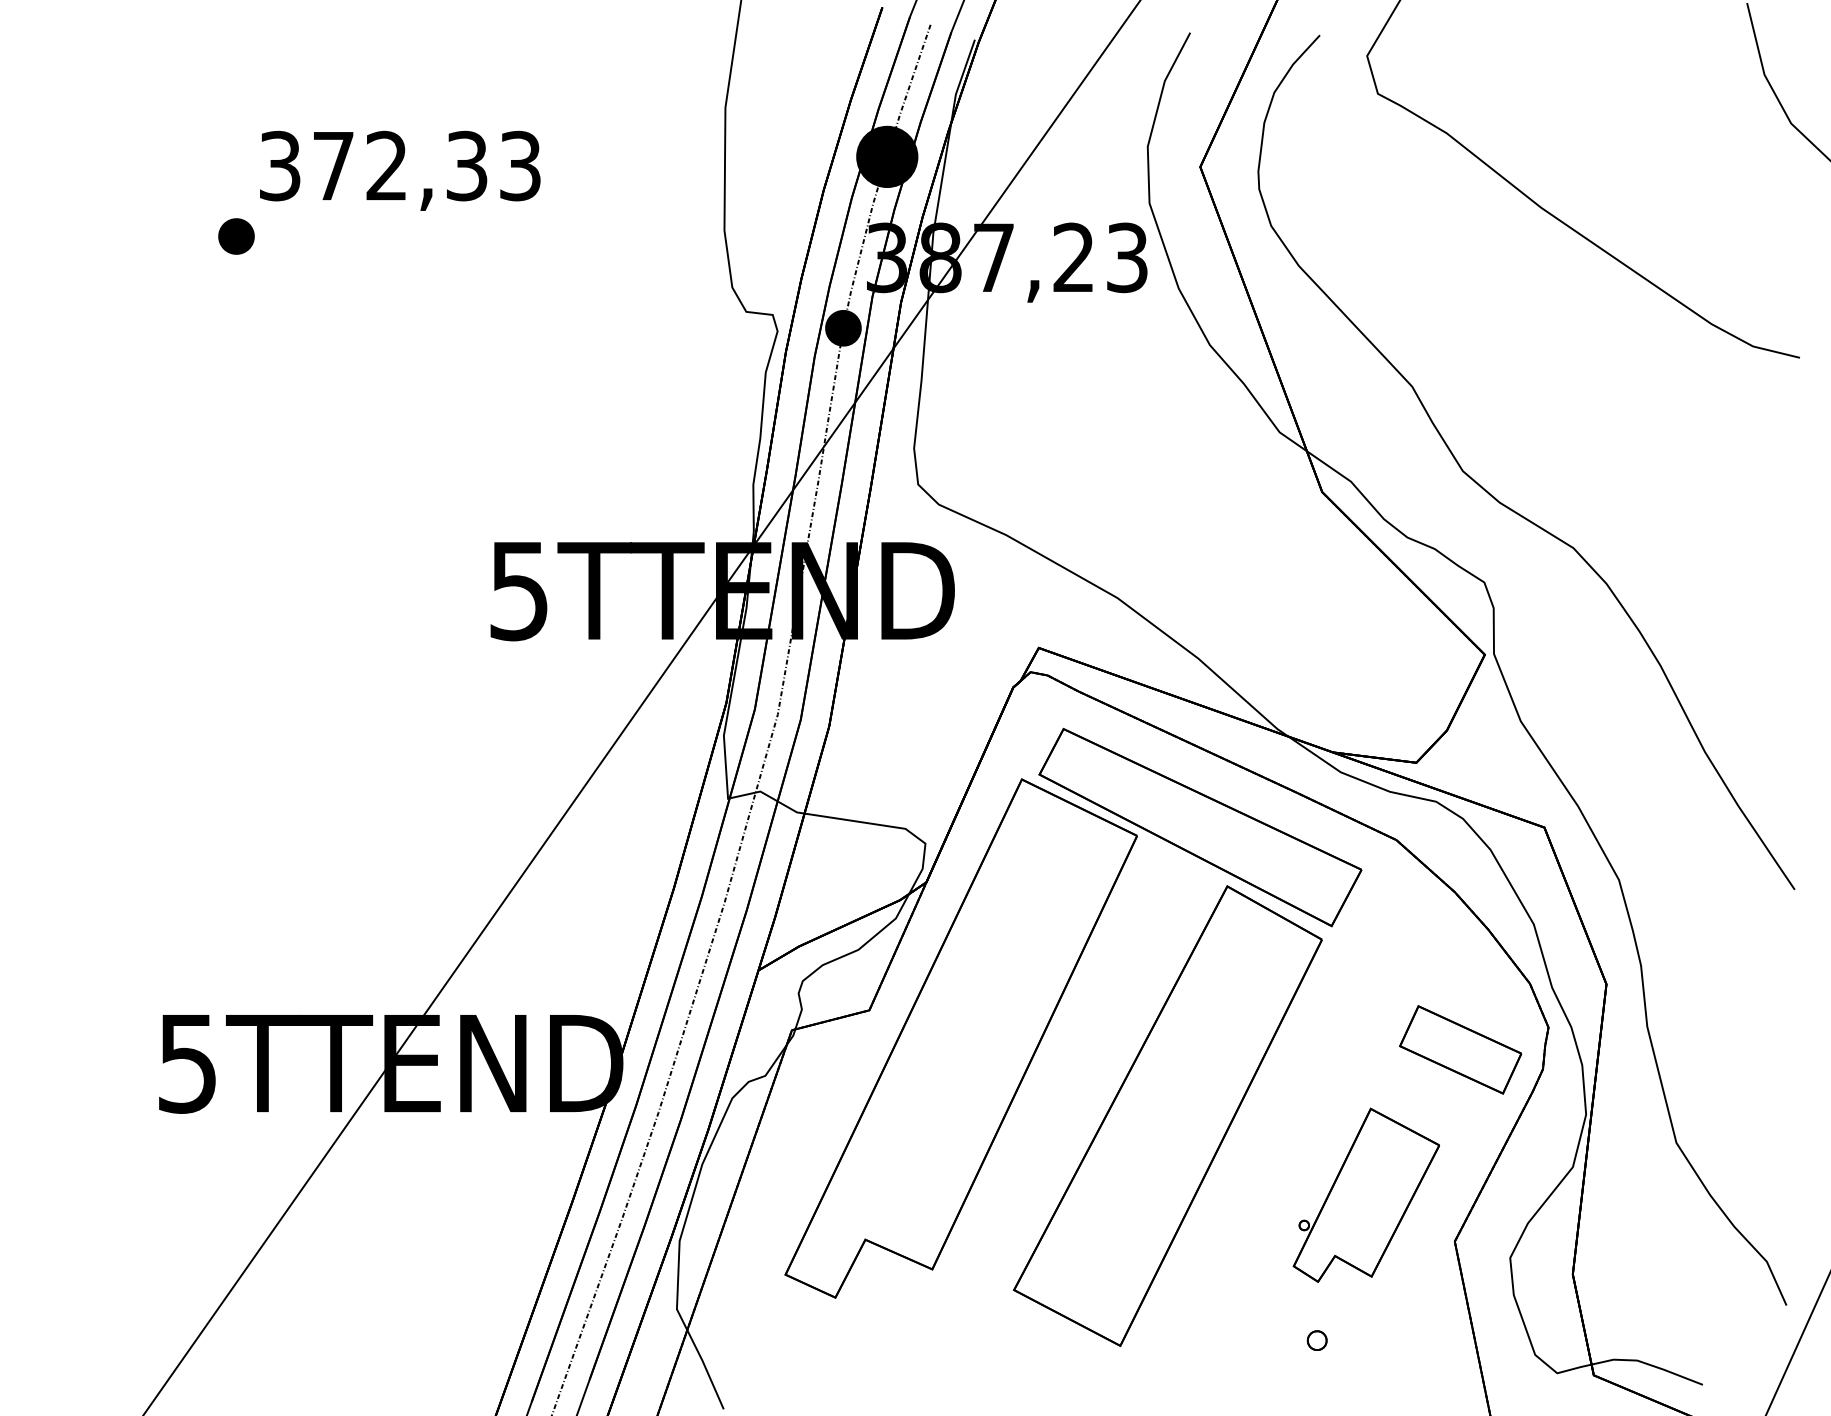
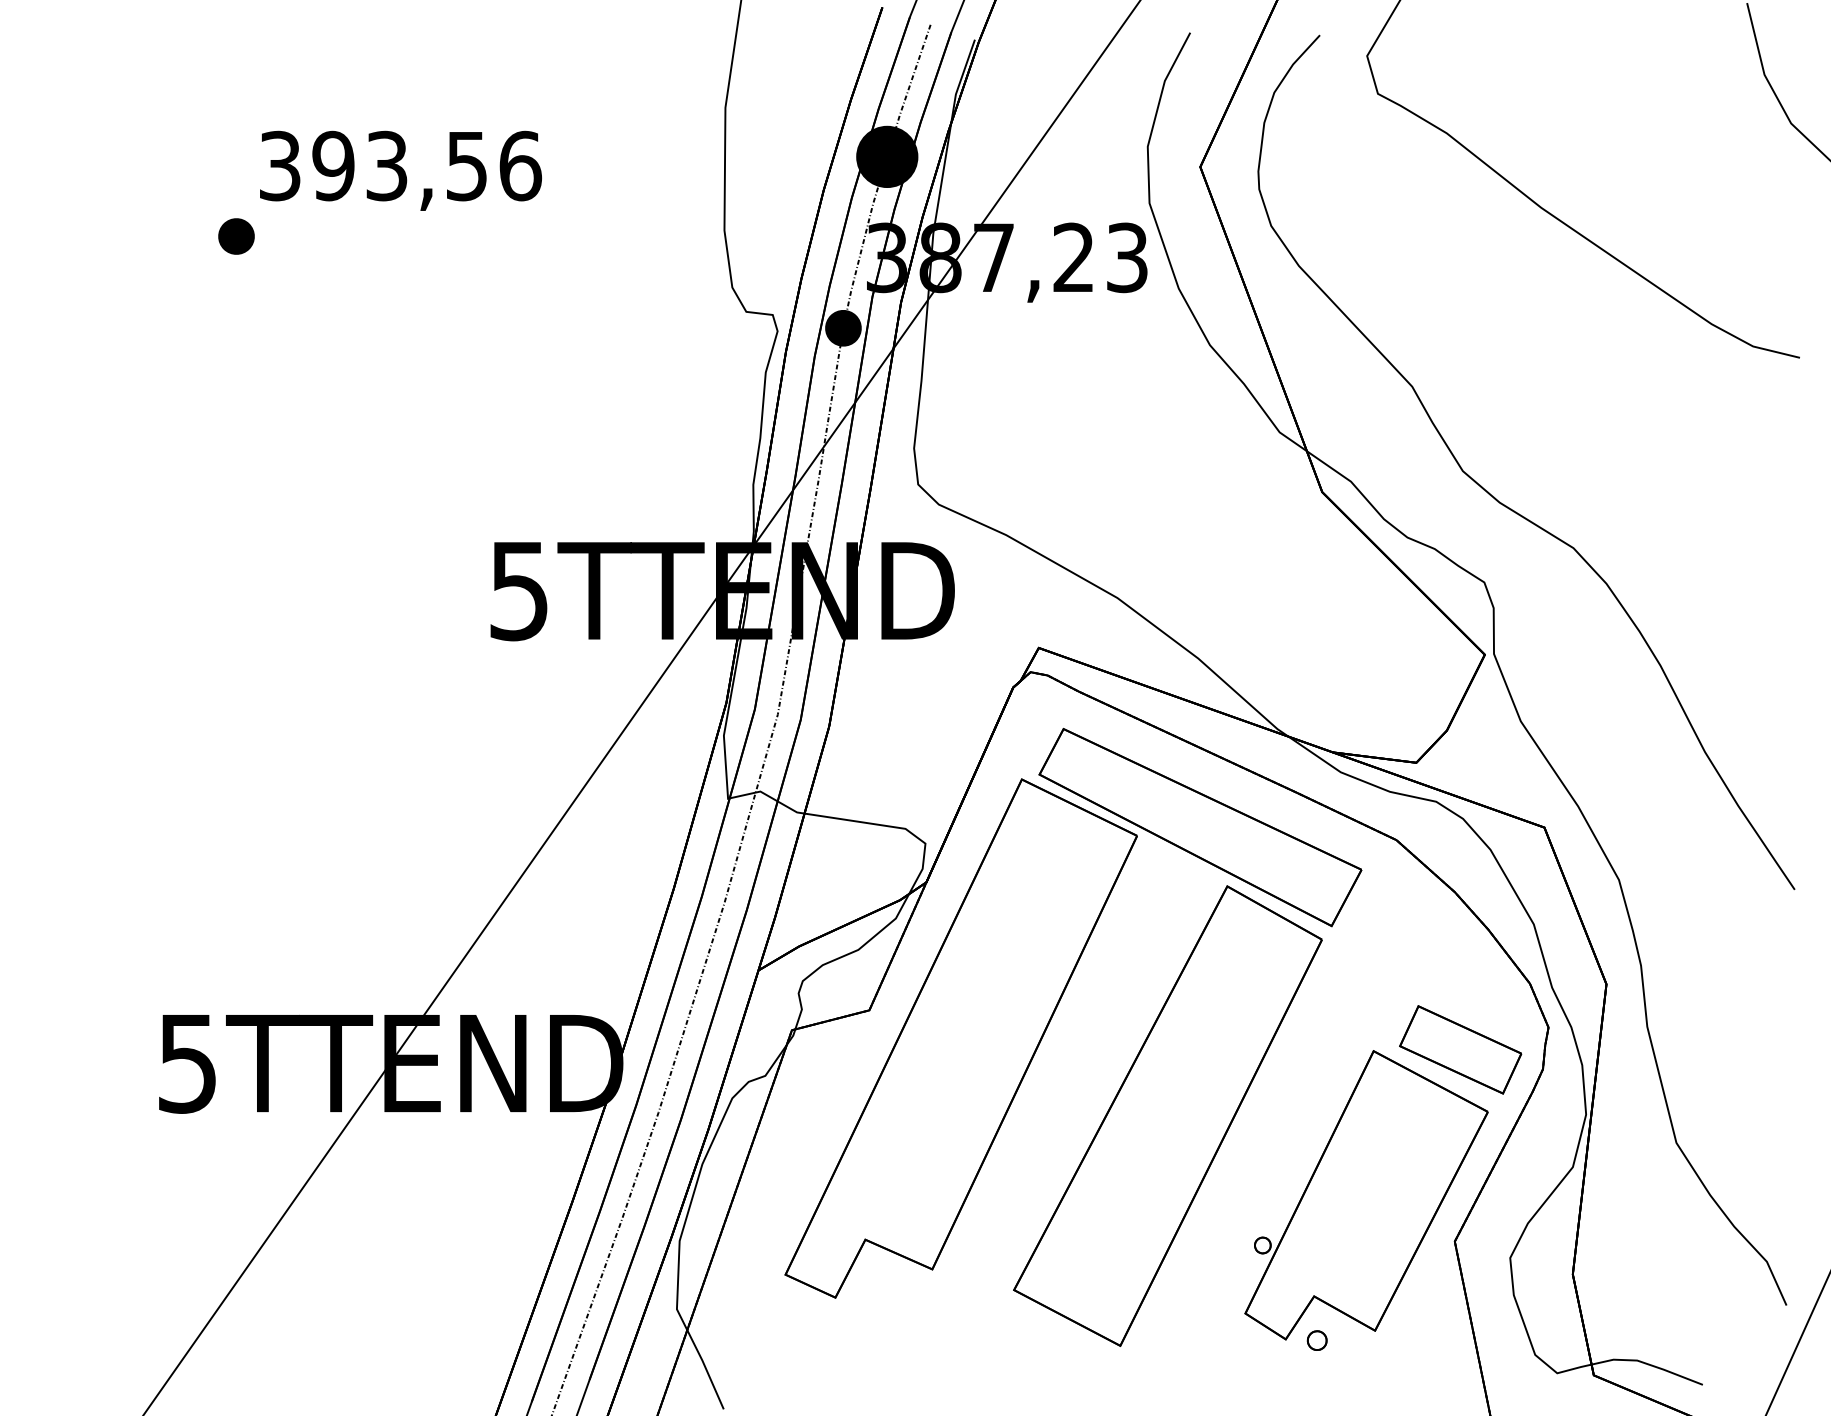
text: 372,33 -> 393,56 (427, 165)
part size: 148x176 px -> 245x291 px (1366, 1195)
